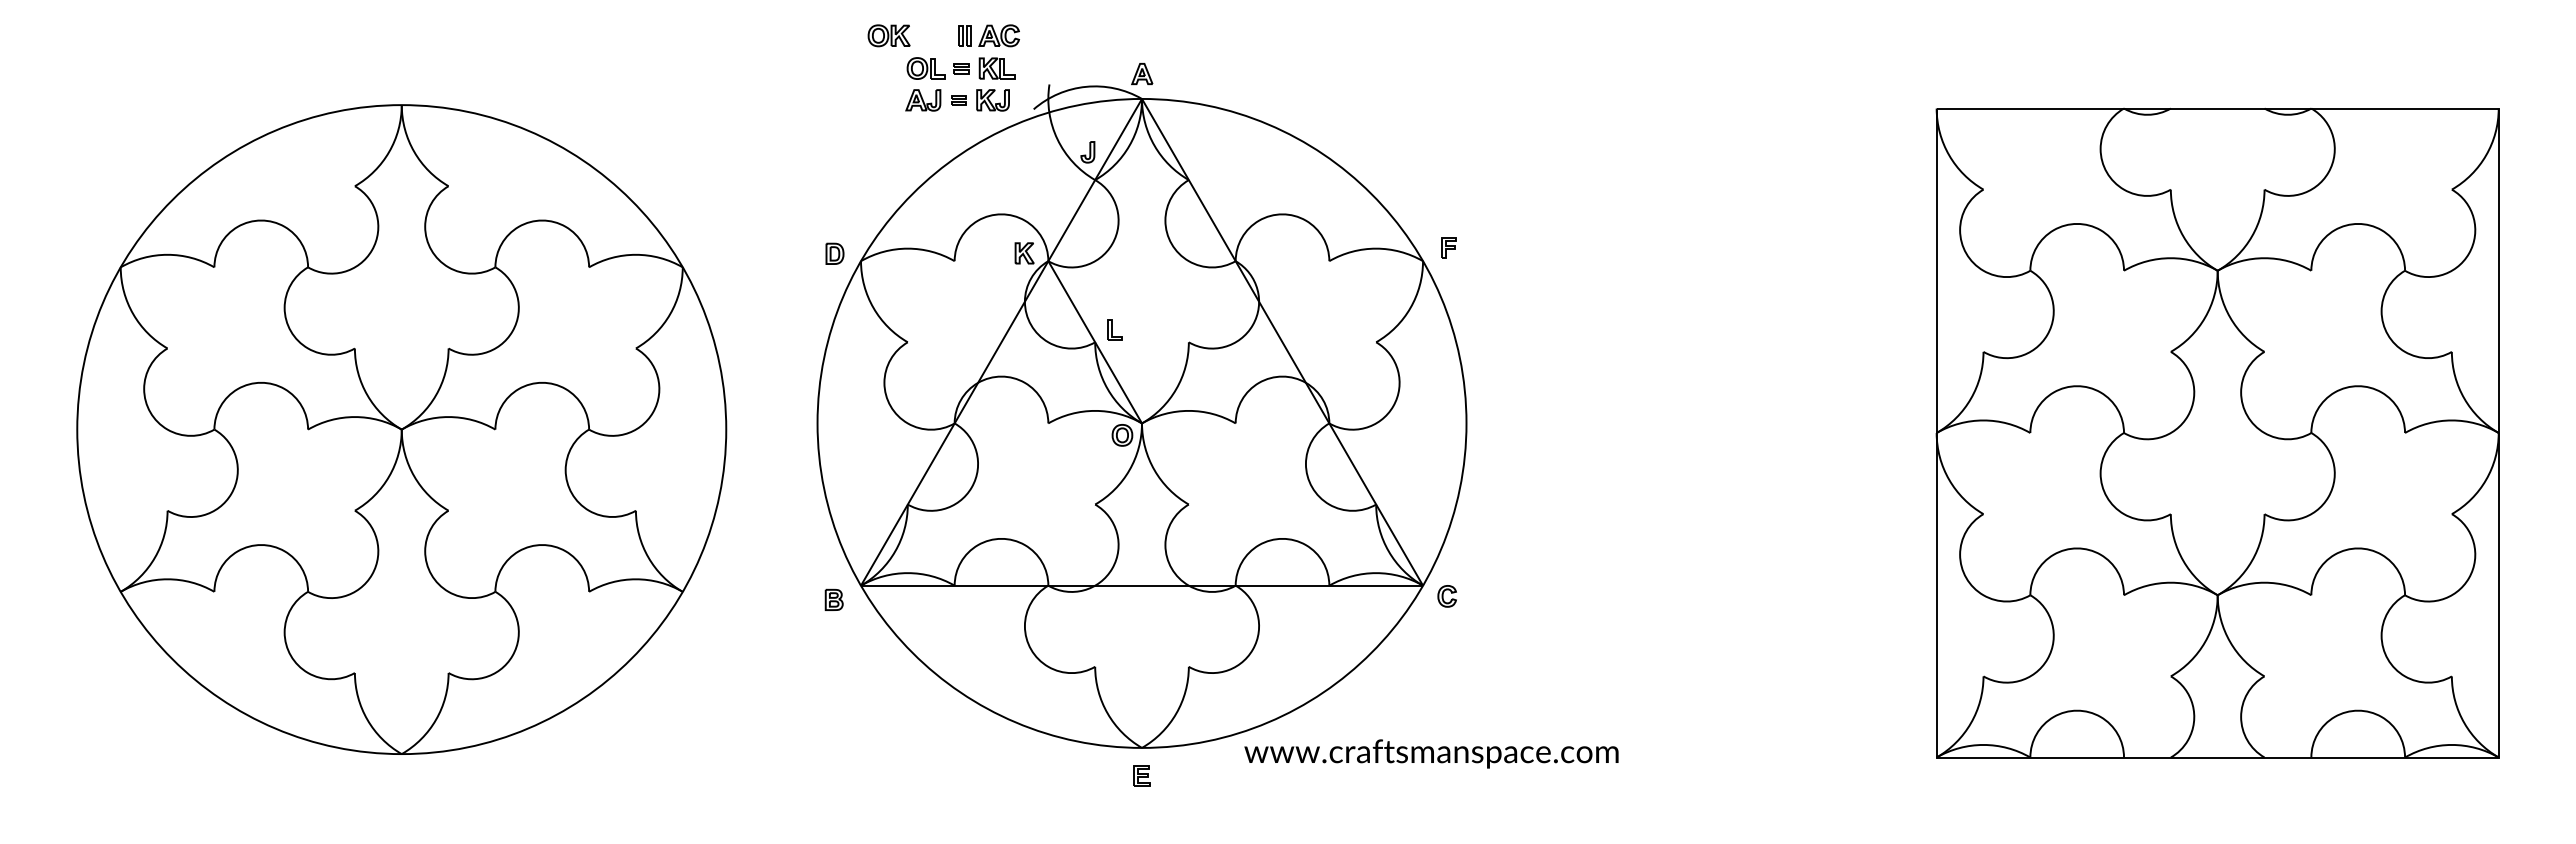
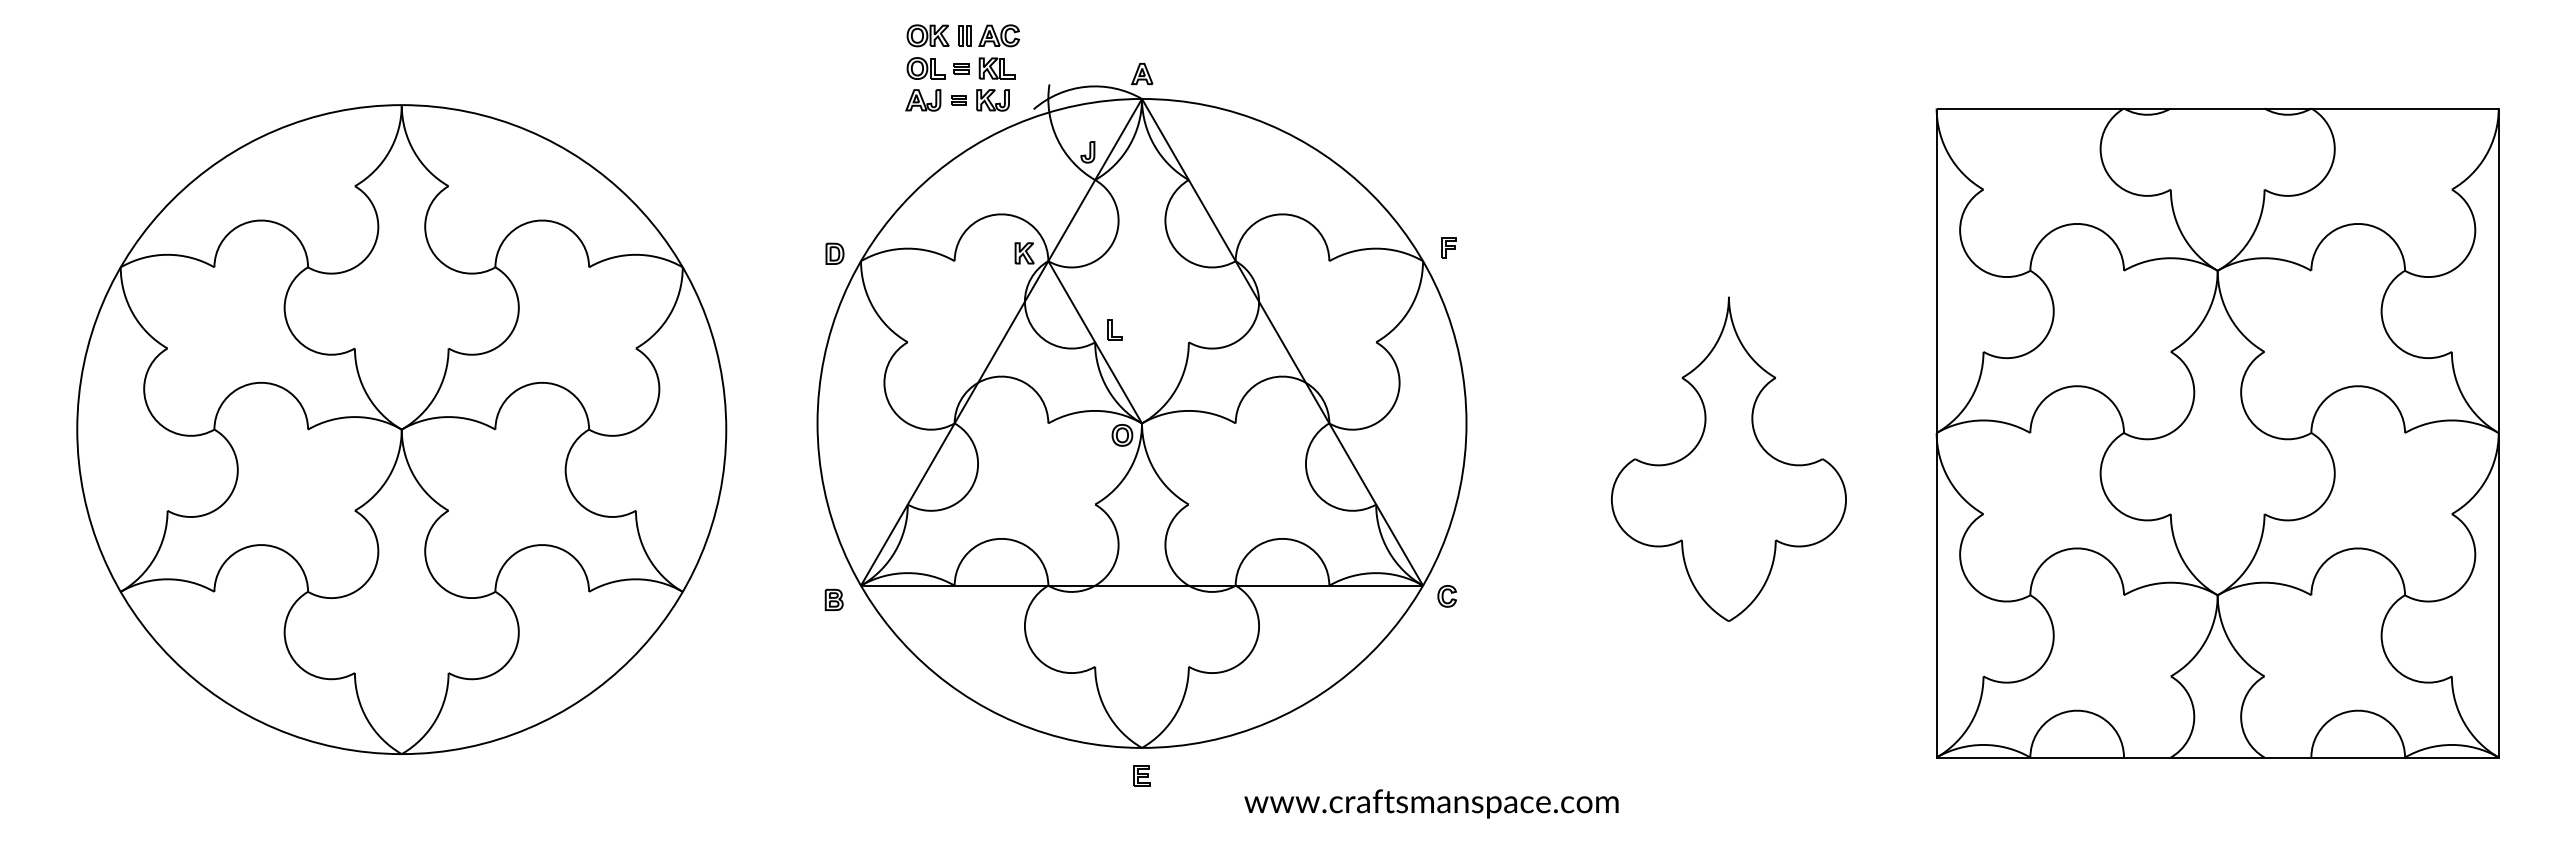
part position: (888, 35) -> (927, 35) (927, 35)
part: none -> present (1728, 458)
text position: (1431, 753) -> (1431, 803) (1431, 803)
